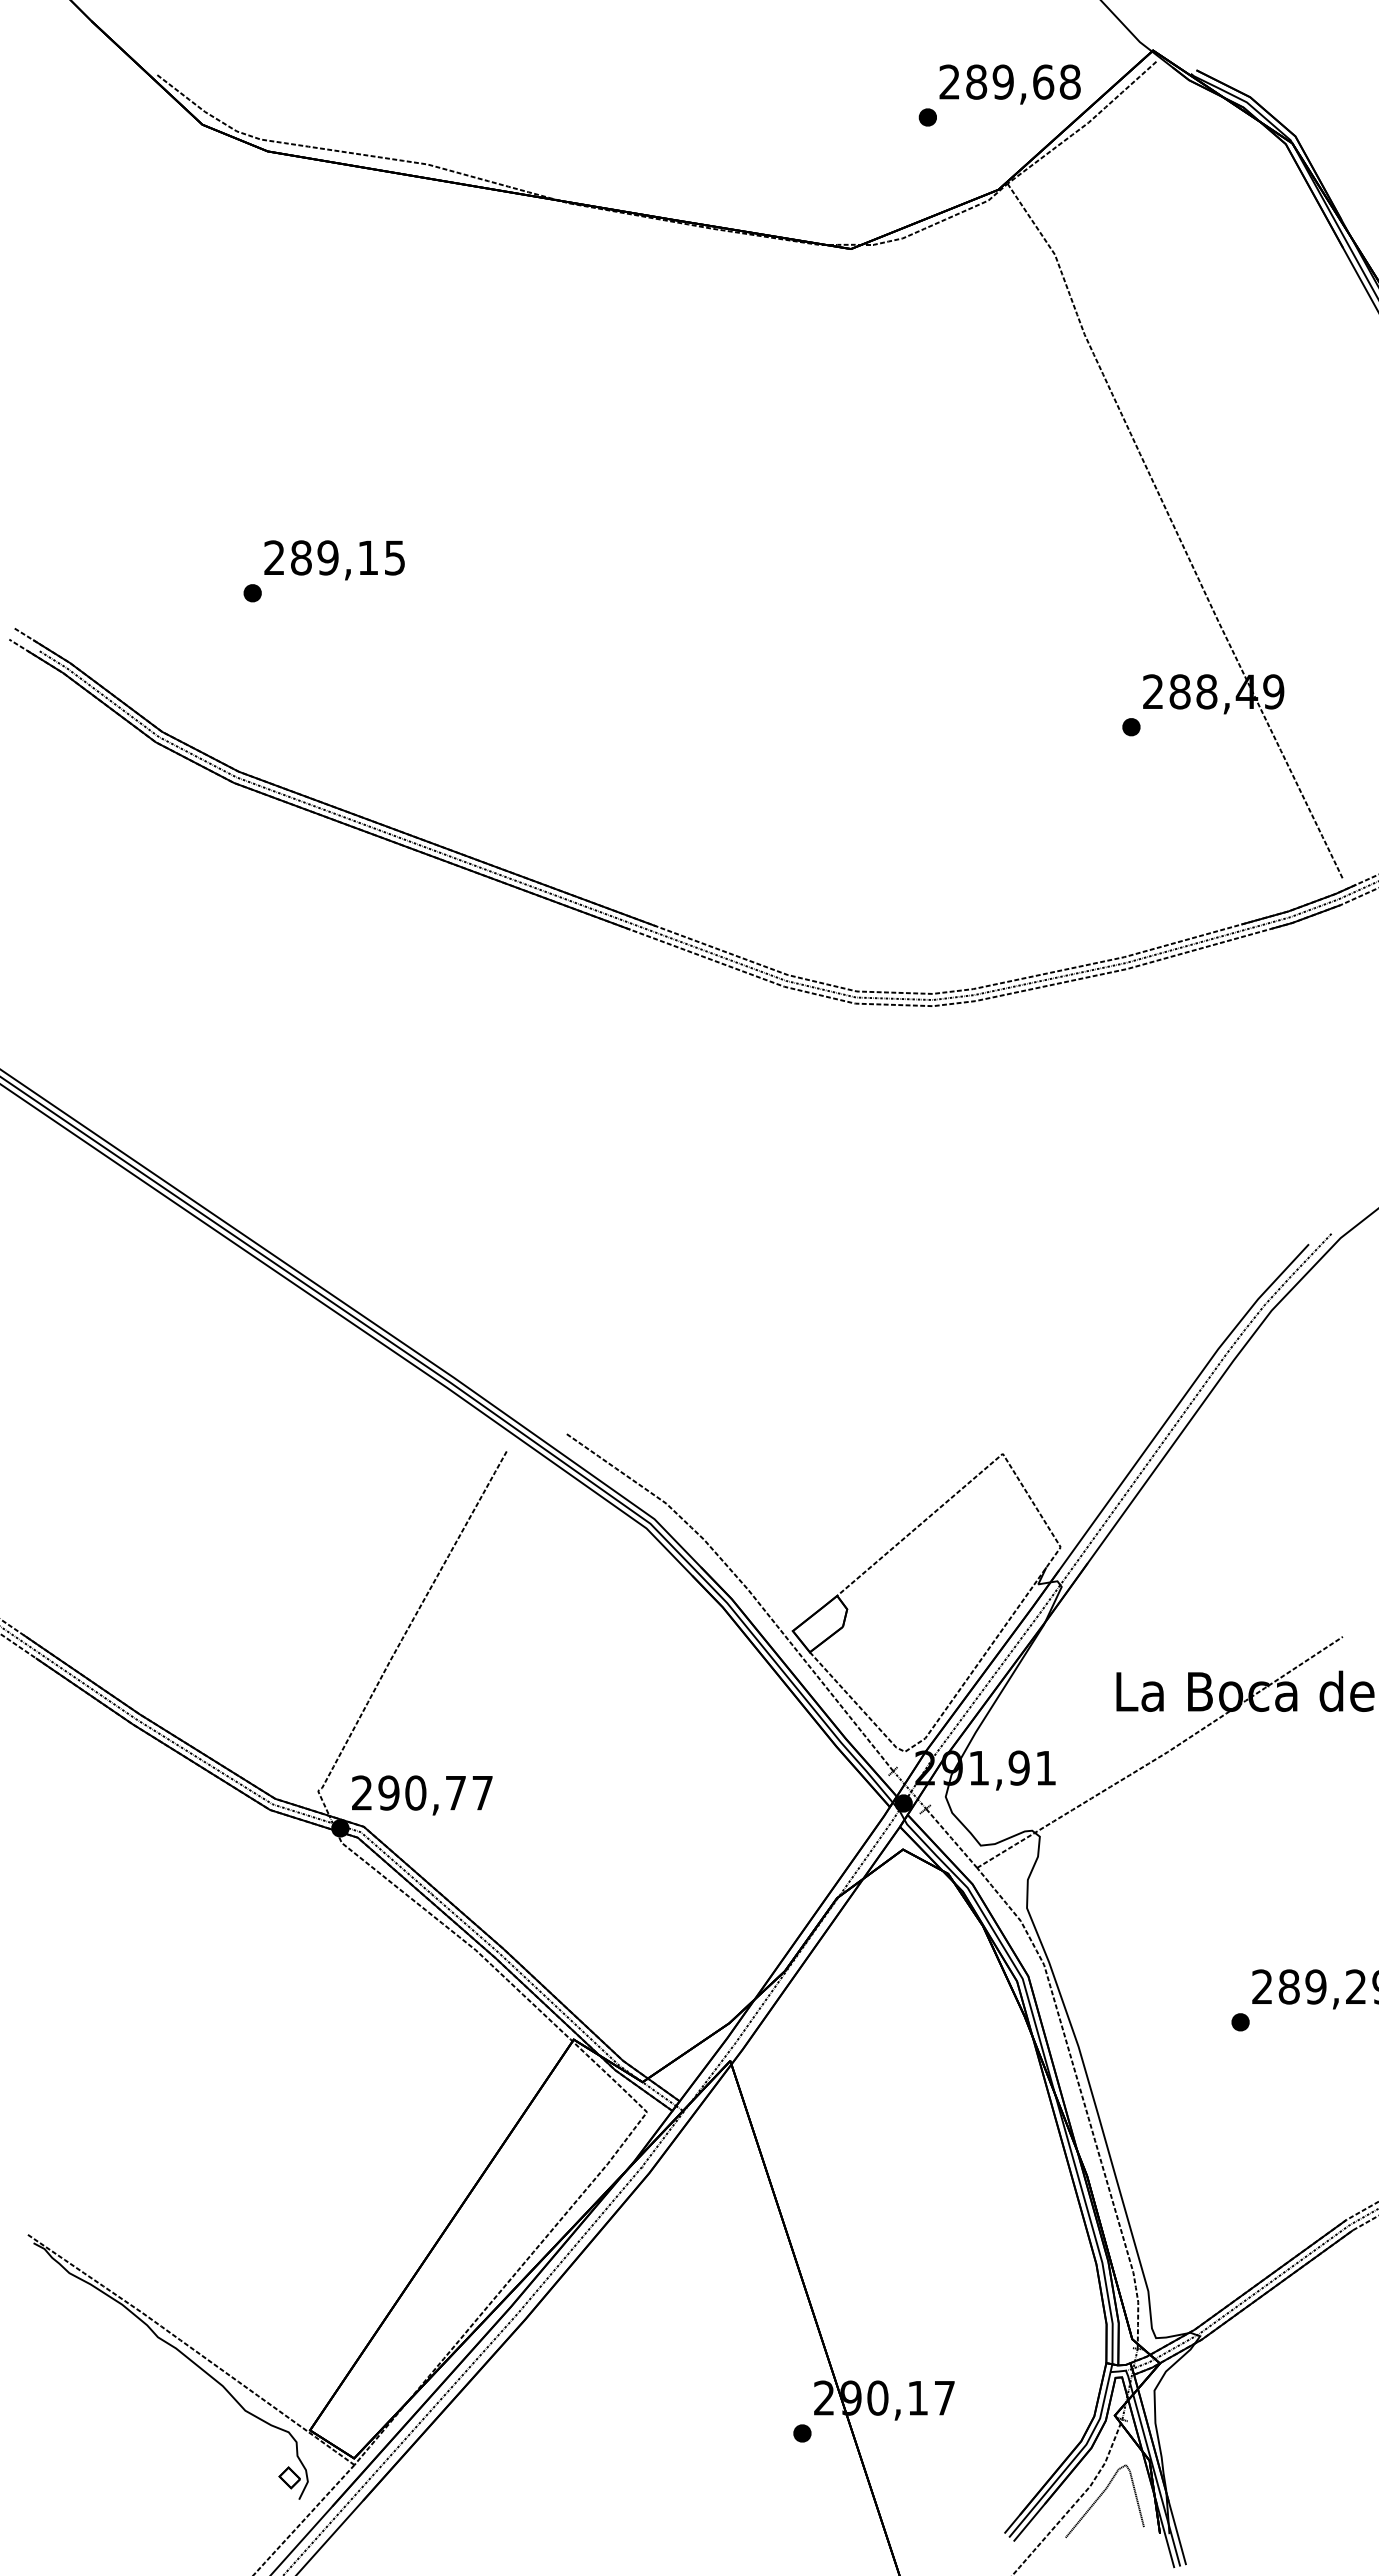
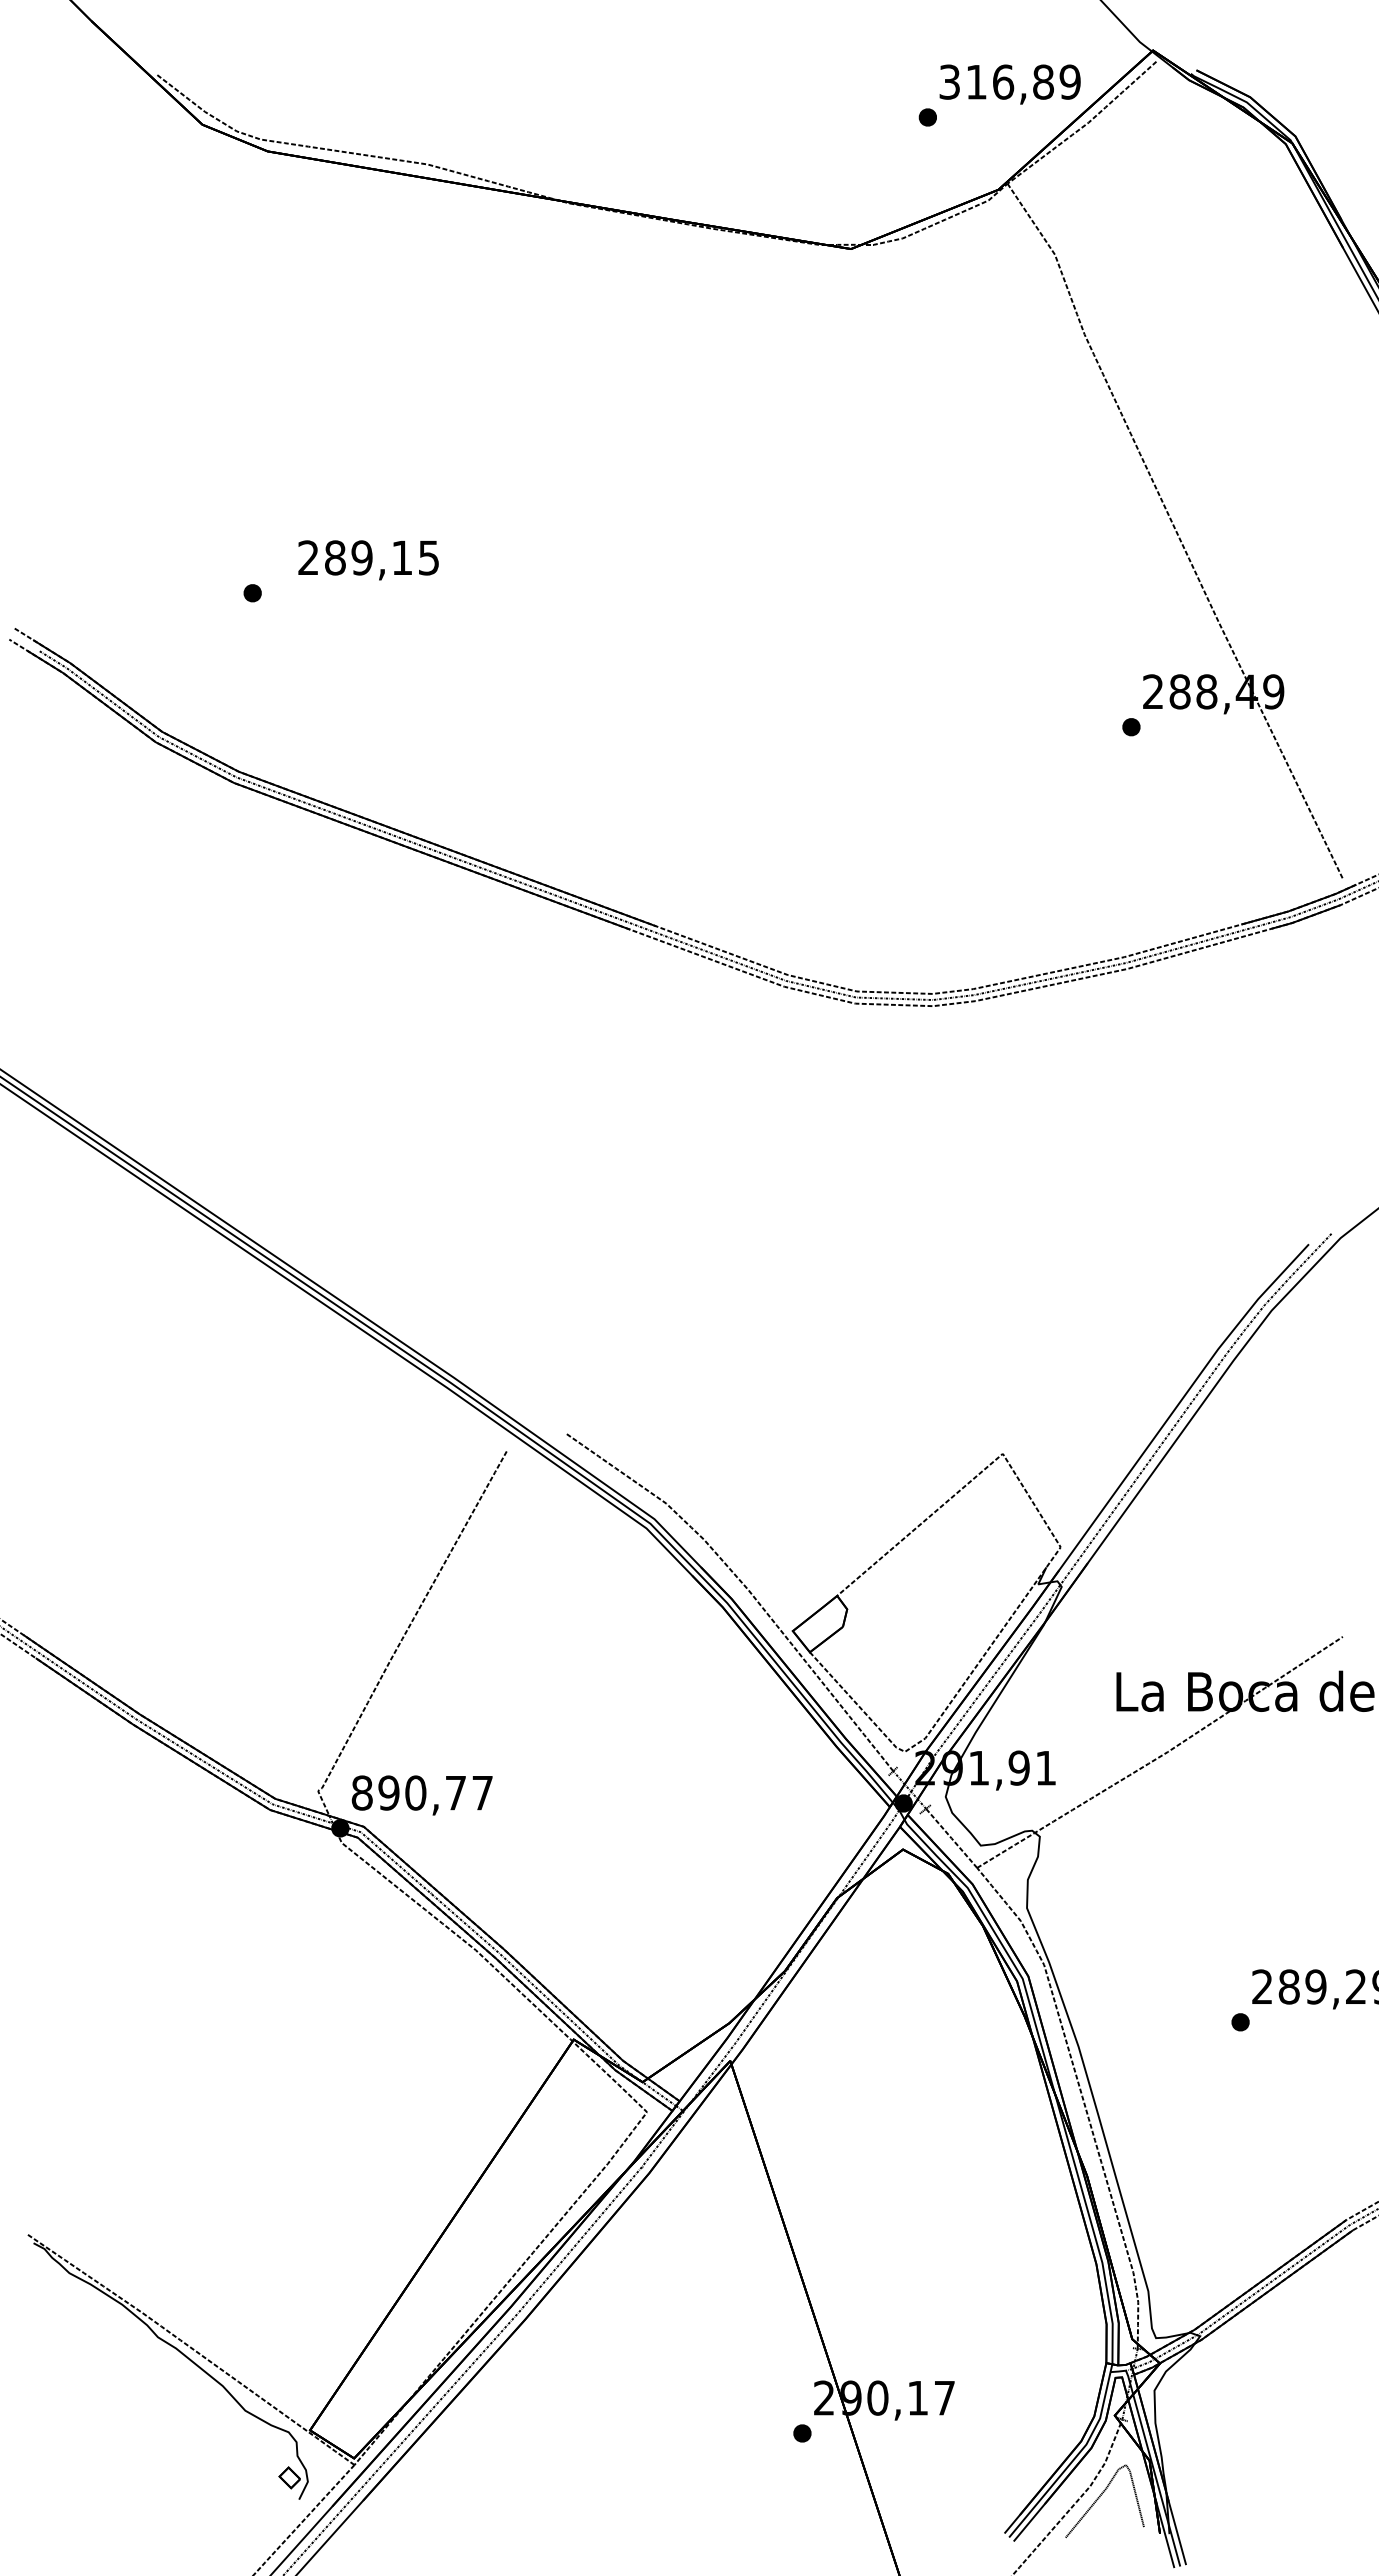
text: 289,68 -> 316,89 (1009, 81)
text position: (334, 560) -> (368, 560) (368, 560)
text: 290,77 -> 890,77 (361, 1792)
